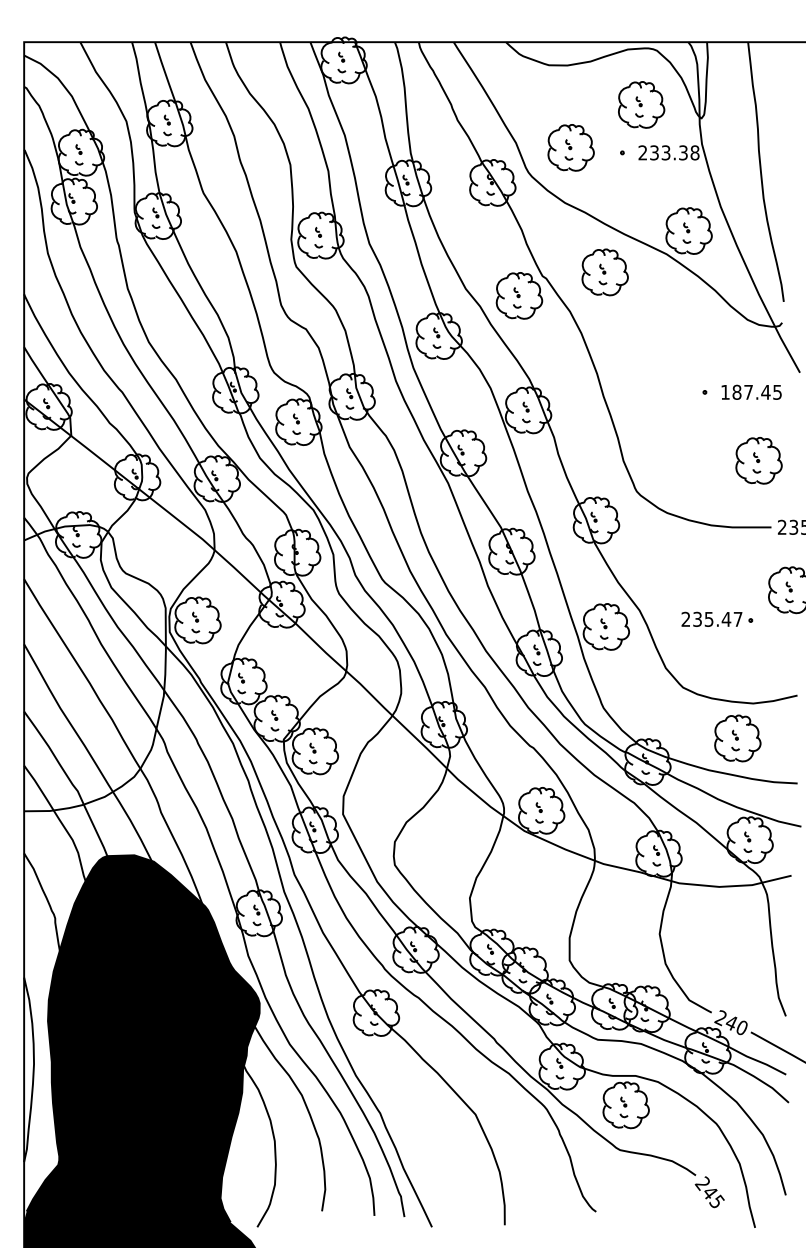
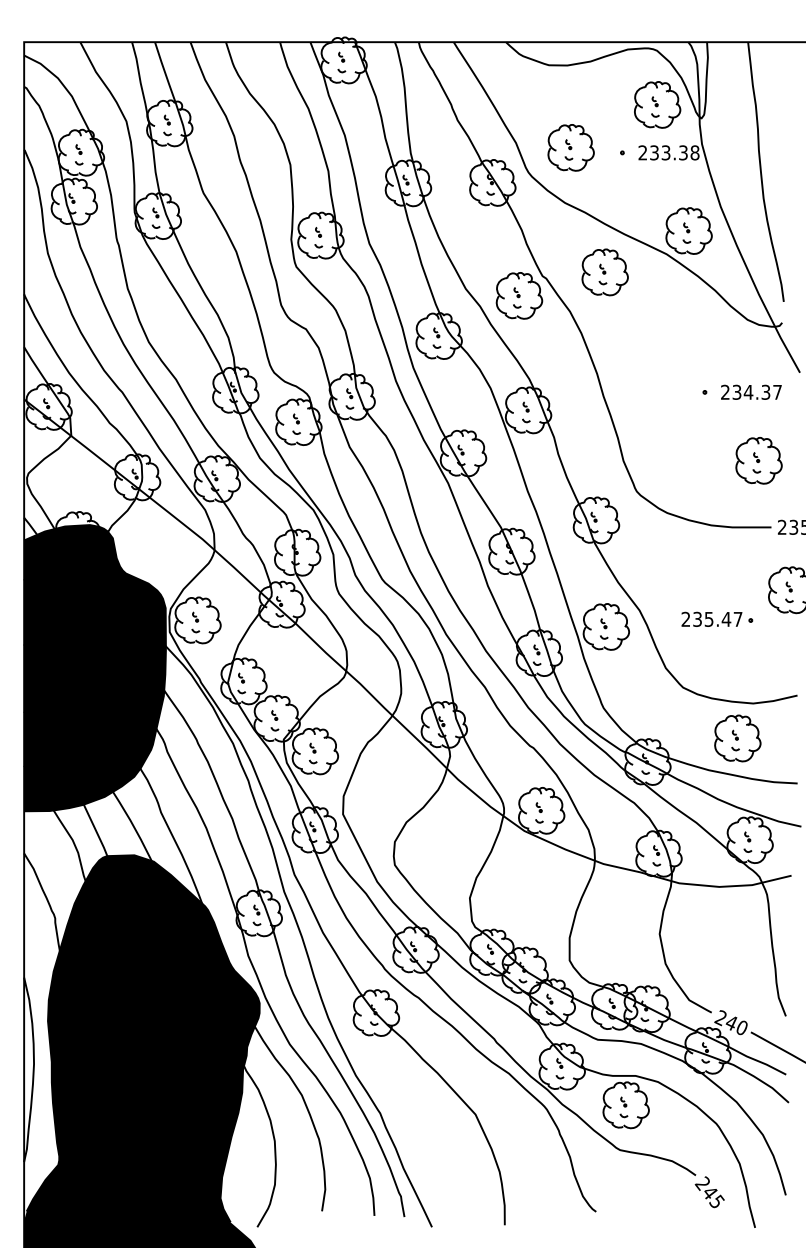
part position: (641, 104) -> (657, 104) (657, 104)
text: 187.45 -> 234.37 (751, 391)
fill: none -> present (94, 668)
